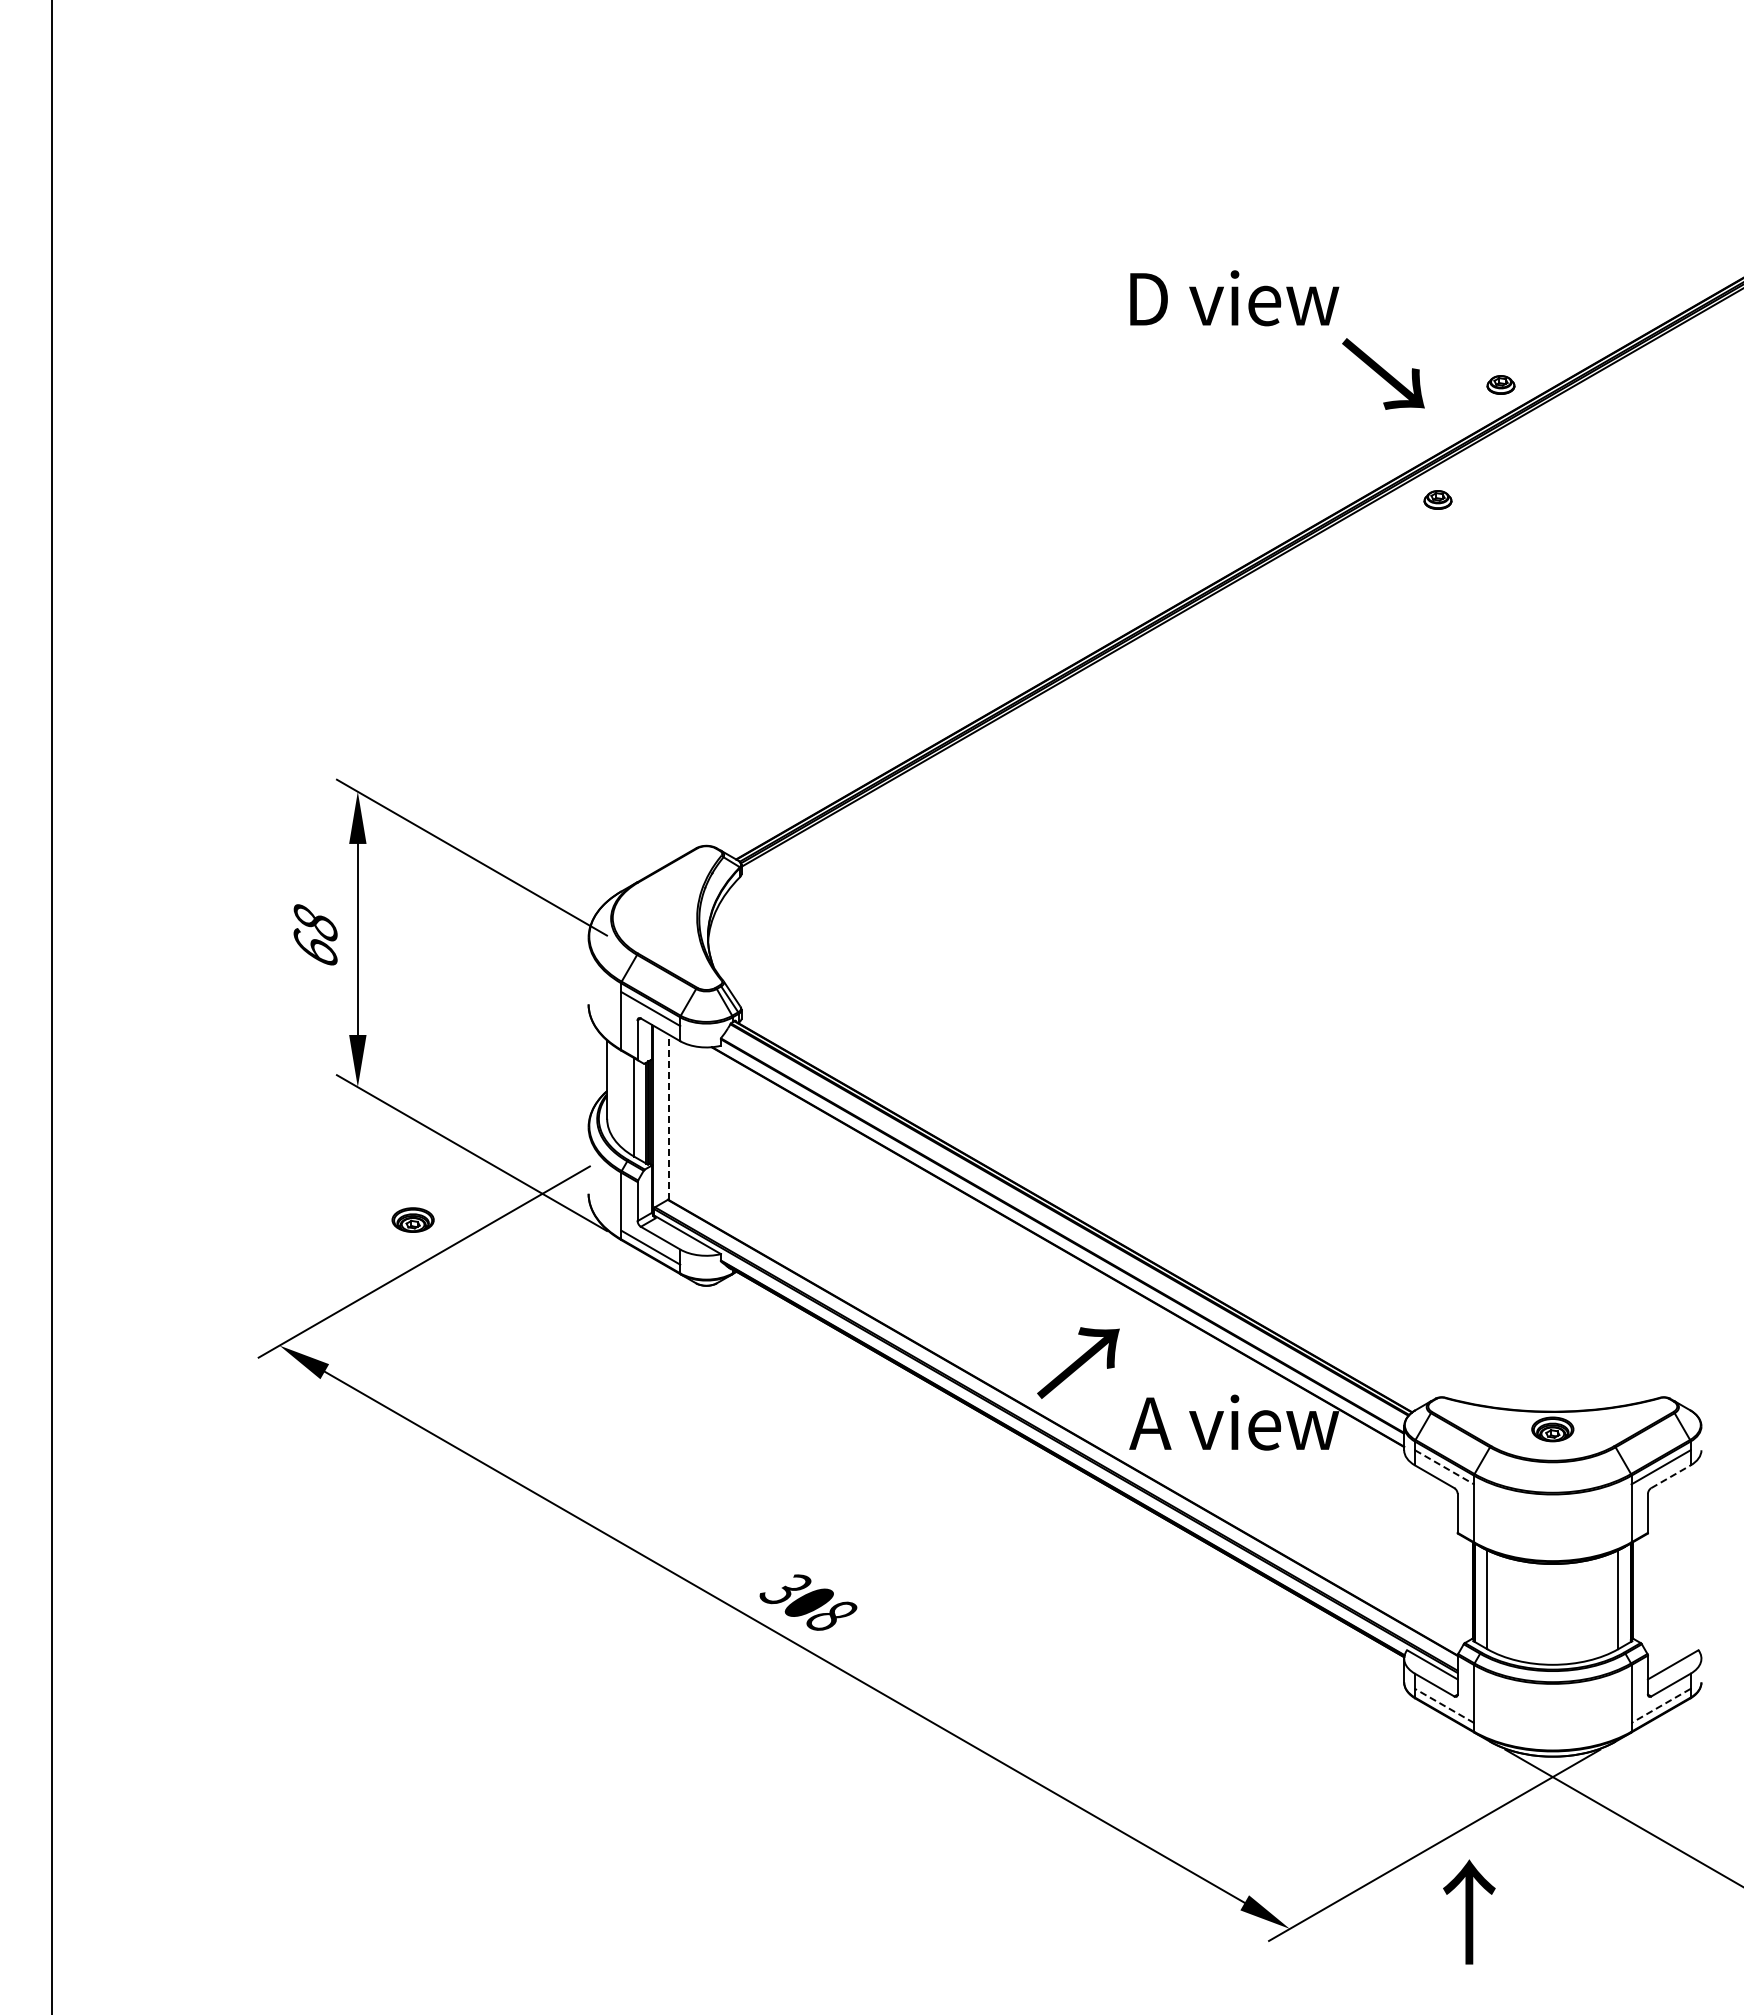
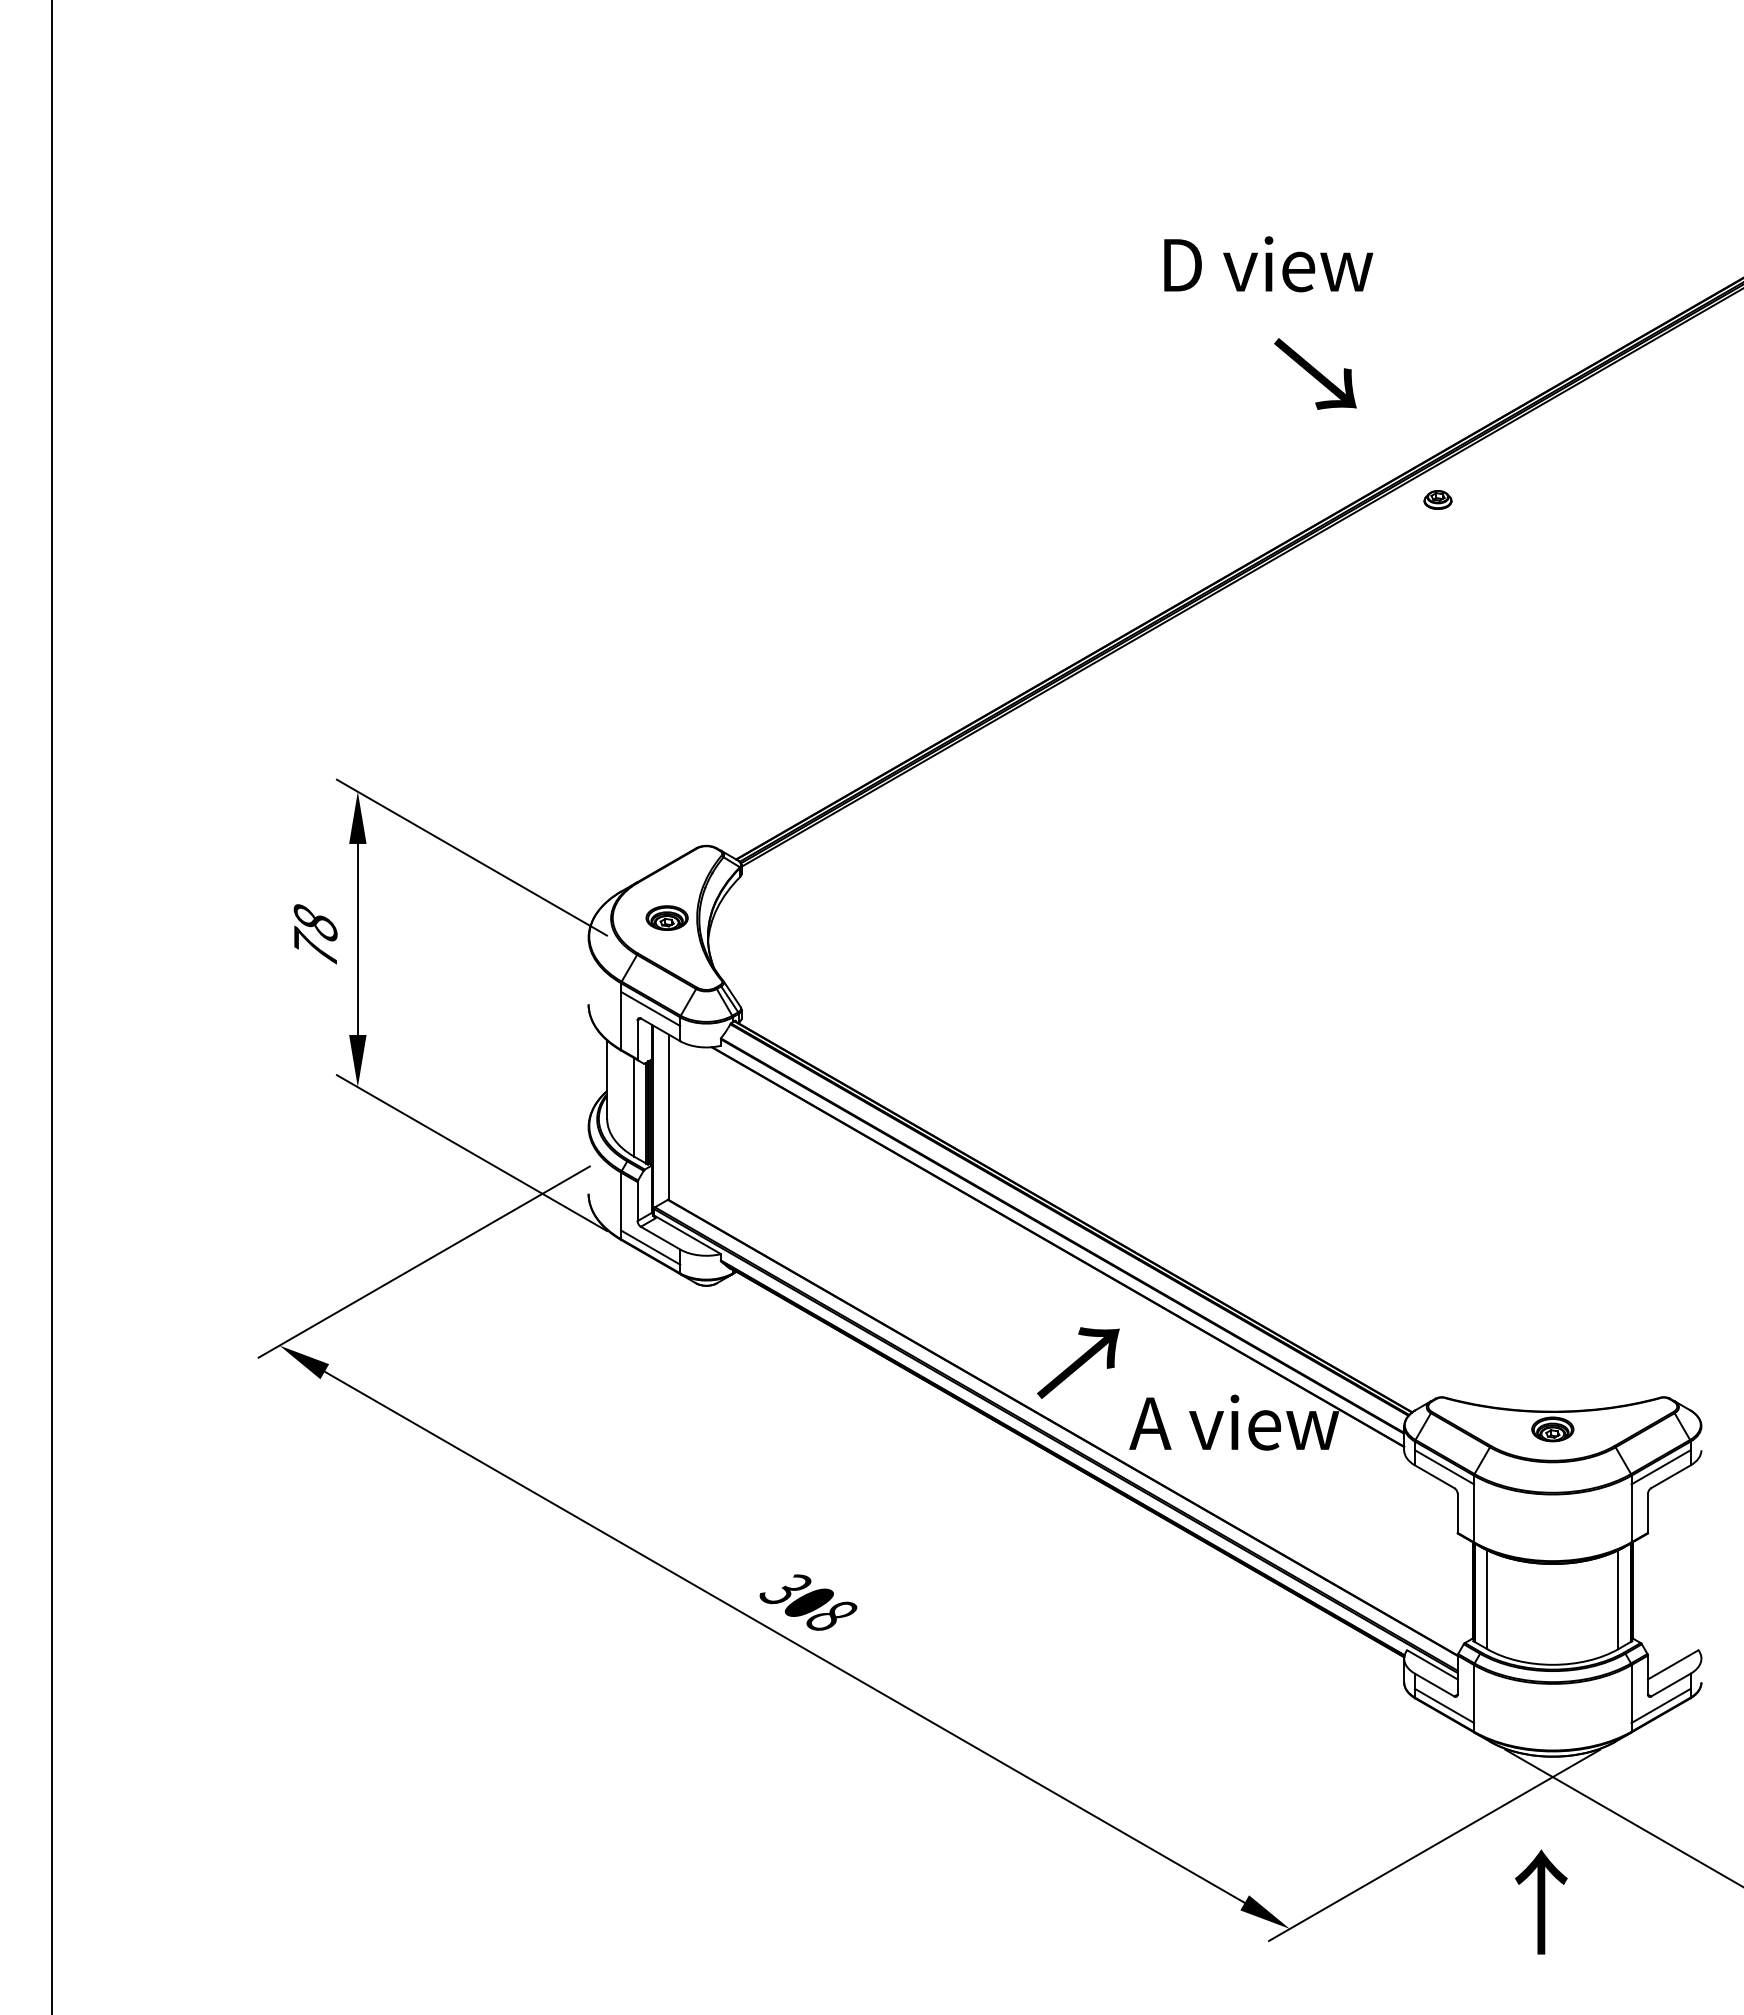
text position: (1234, 298) -> (1268, 264) (1268, 264)
text position: (1383, 373) -> (1315, 373) (1315, 373)
part: present -> none (1500, 384)
text: 68 -> 78 (315, 945)
line: dashed -> solid (668, 1117)
part position: (412, 1219) -> (666, 917) (666, 917)
line: dashed -> solid (1445, 1467)
line: dashed -> solid (1670, 1476)
line: dashed -> solid (1444, 1705)
line: dashed -> solid (1660, 1706)
text position: (1469, 1911) -> (1541, 1901) (1541, 1901)
